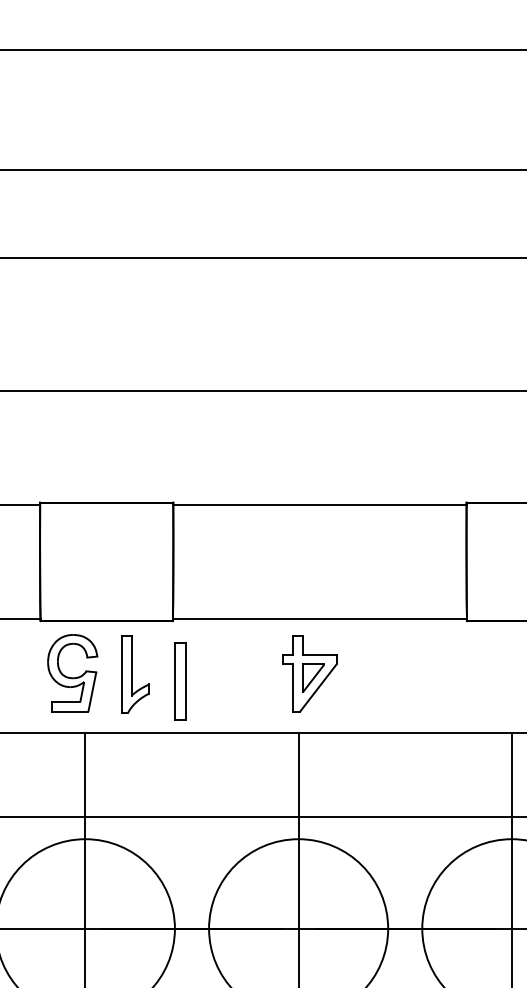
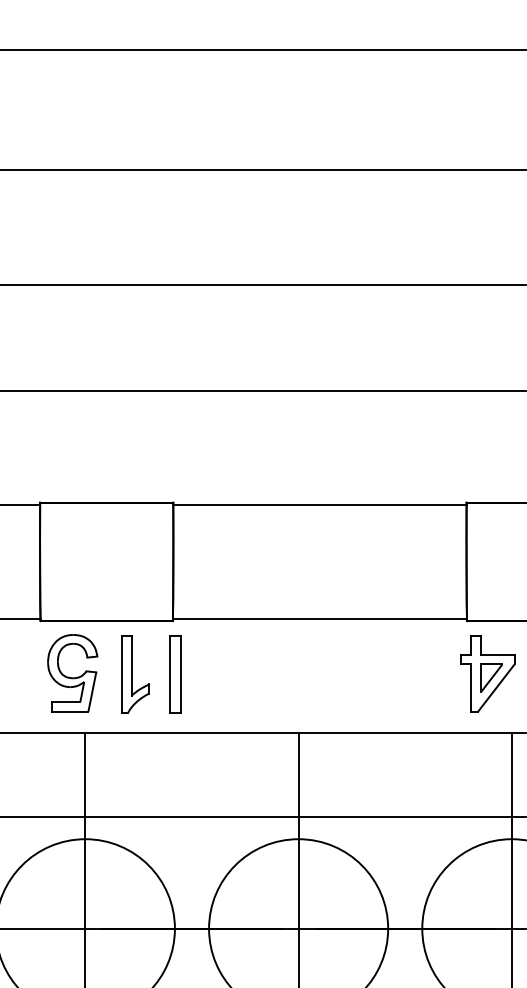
line position: (262, 257) -> (262, 284) (262, 284)
part position: (309, 673) -> (487, 673) (487, 673)
part position: (180, 681) -> (175, 674) (175, 674)
